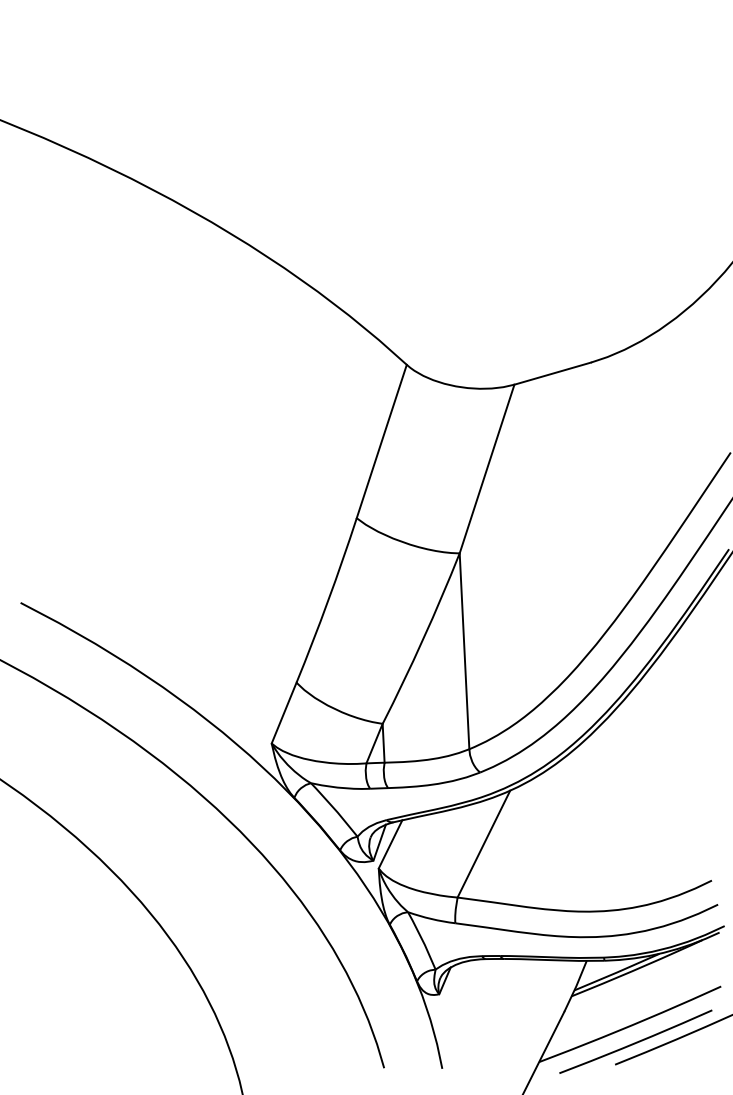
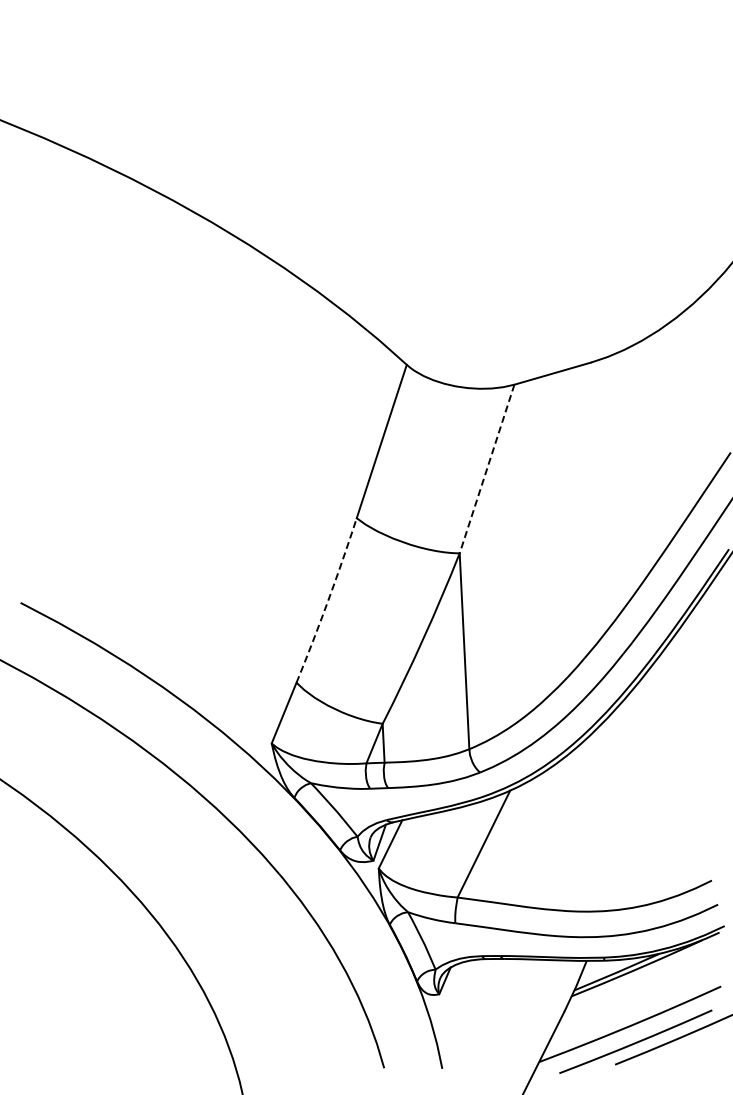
line: solid -> dashed (487, 469)
arc: solid -> dashed (328, 601)
